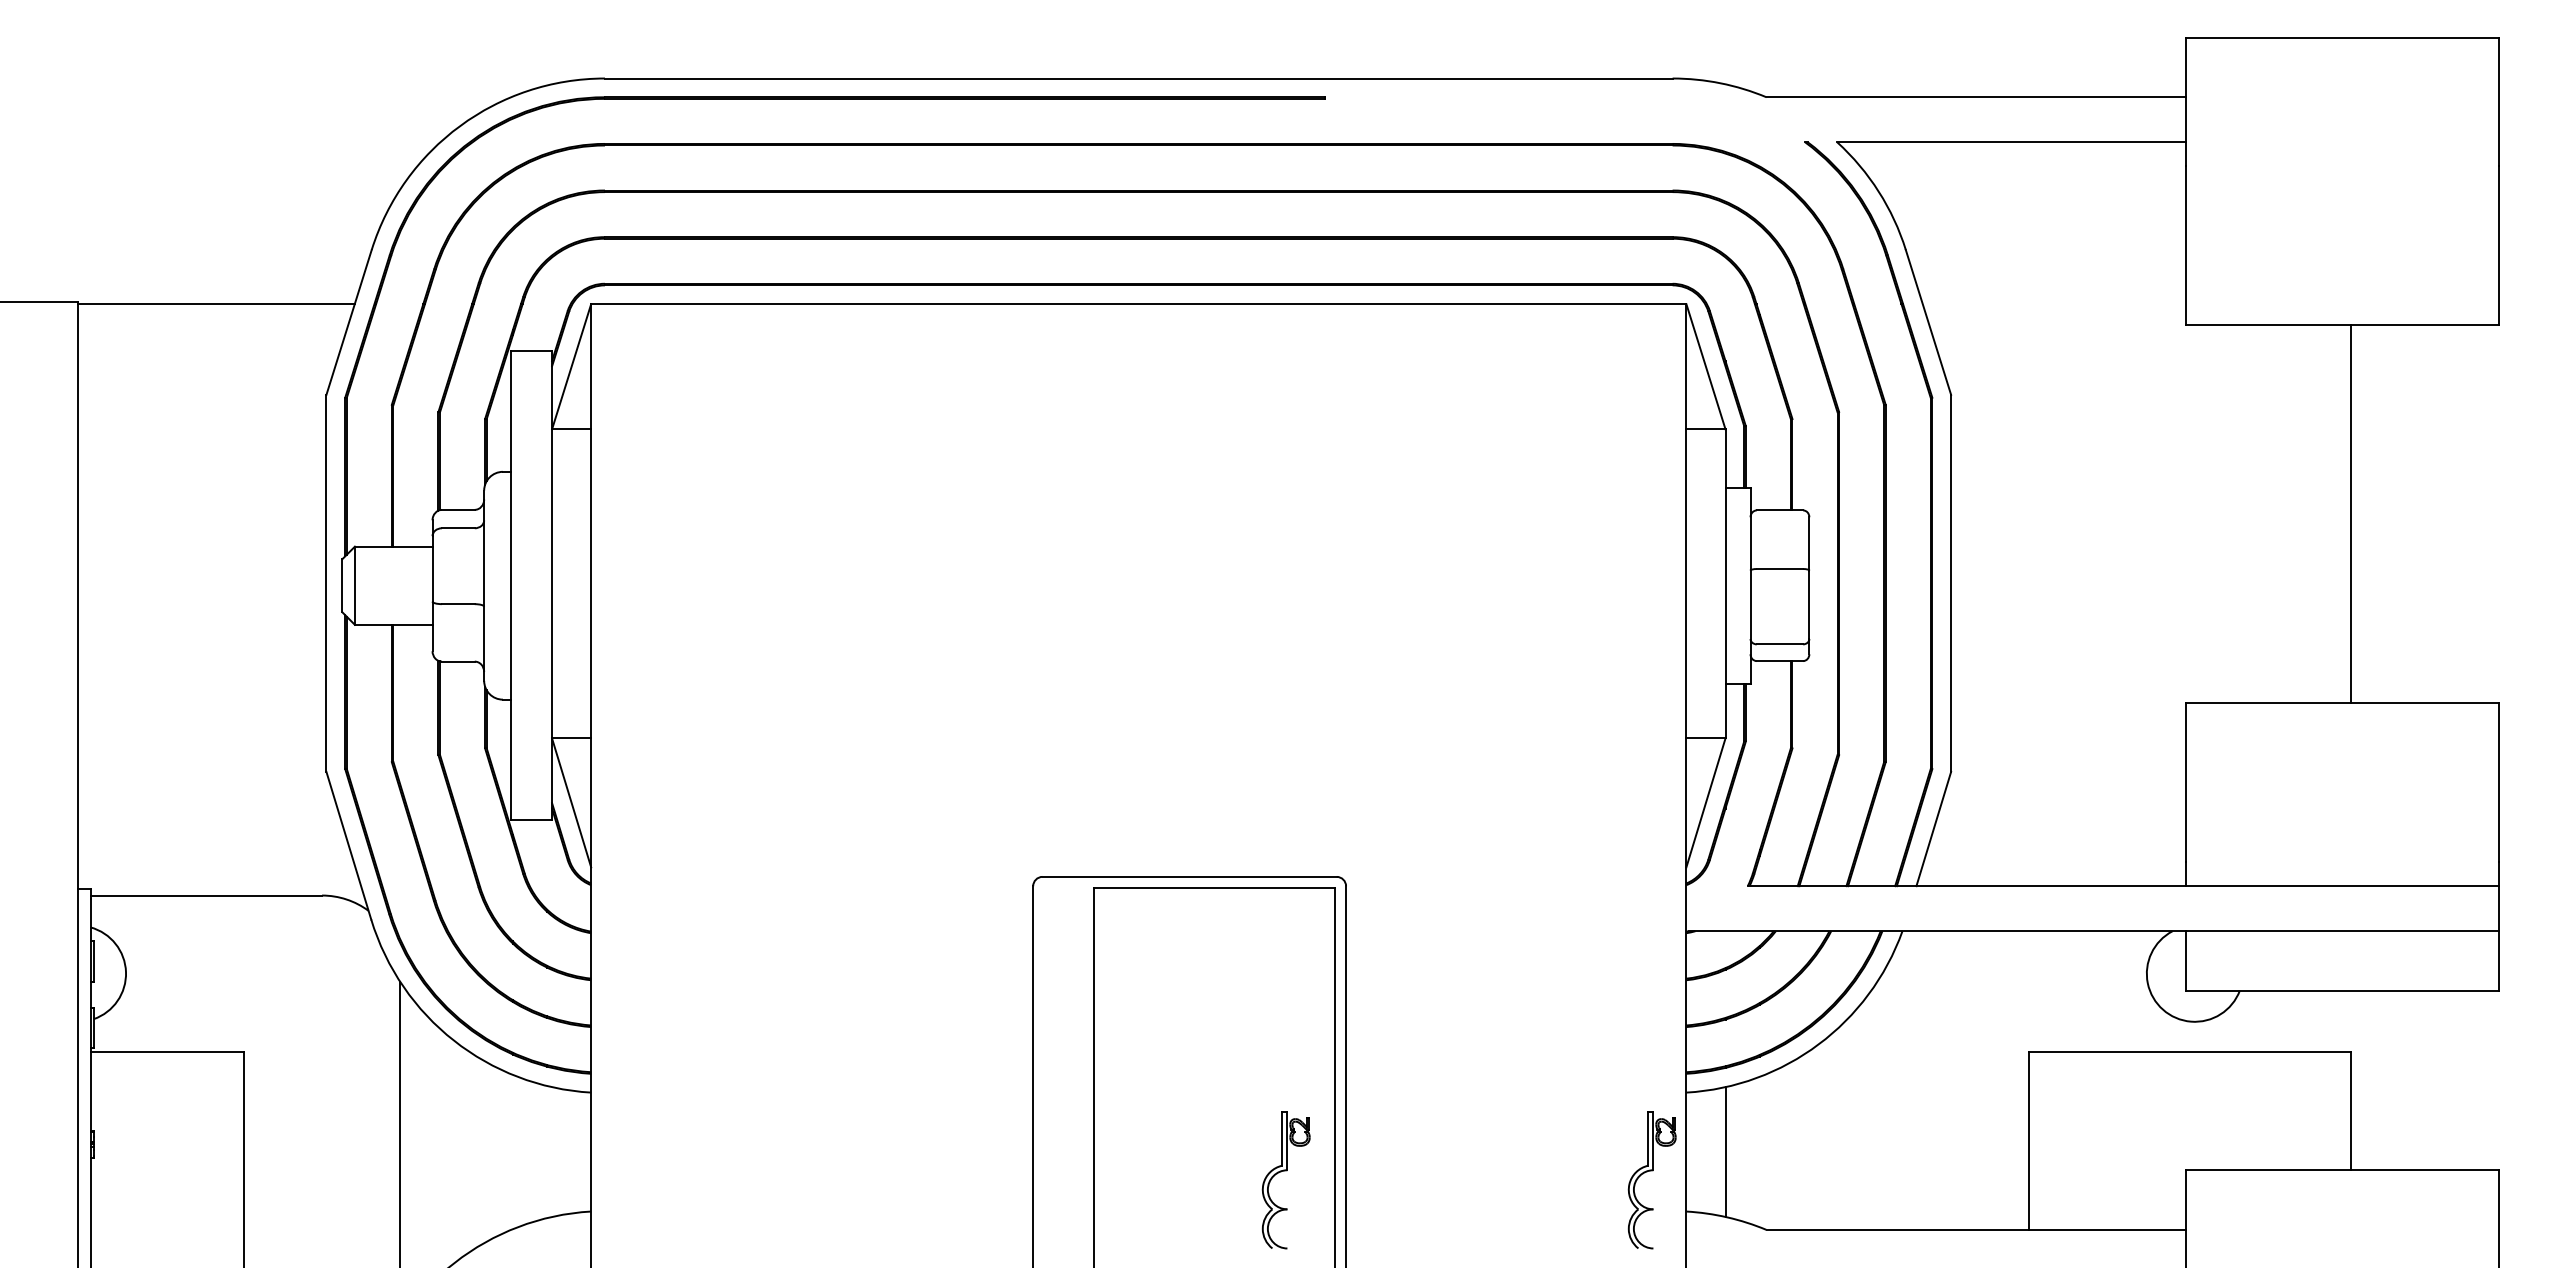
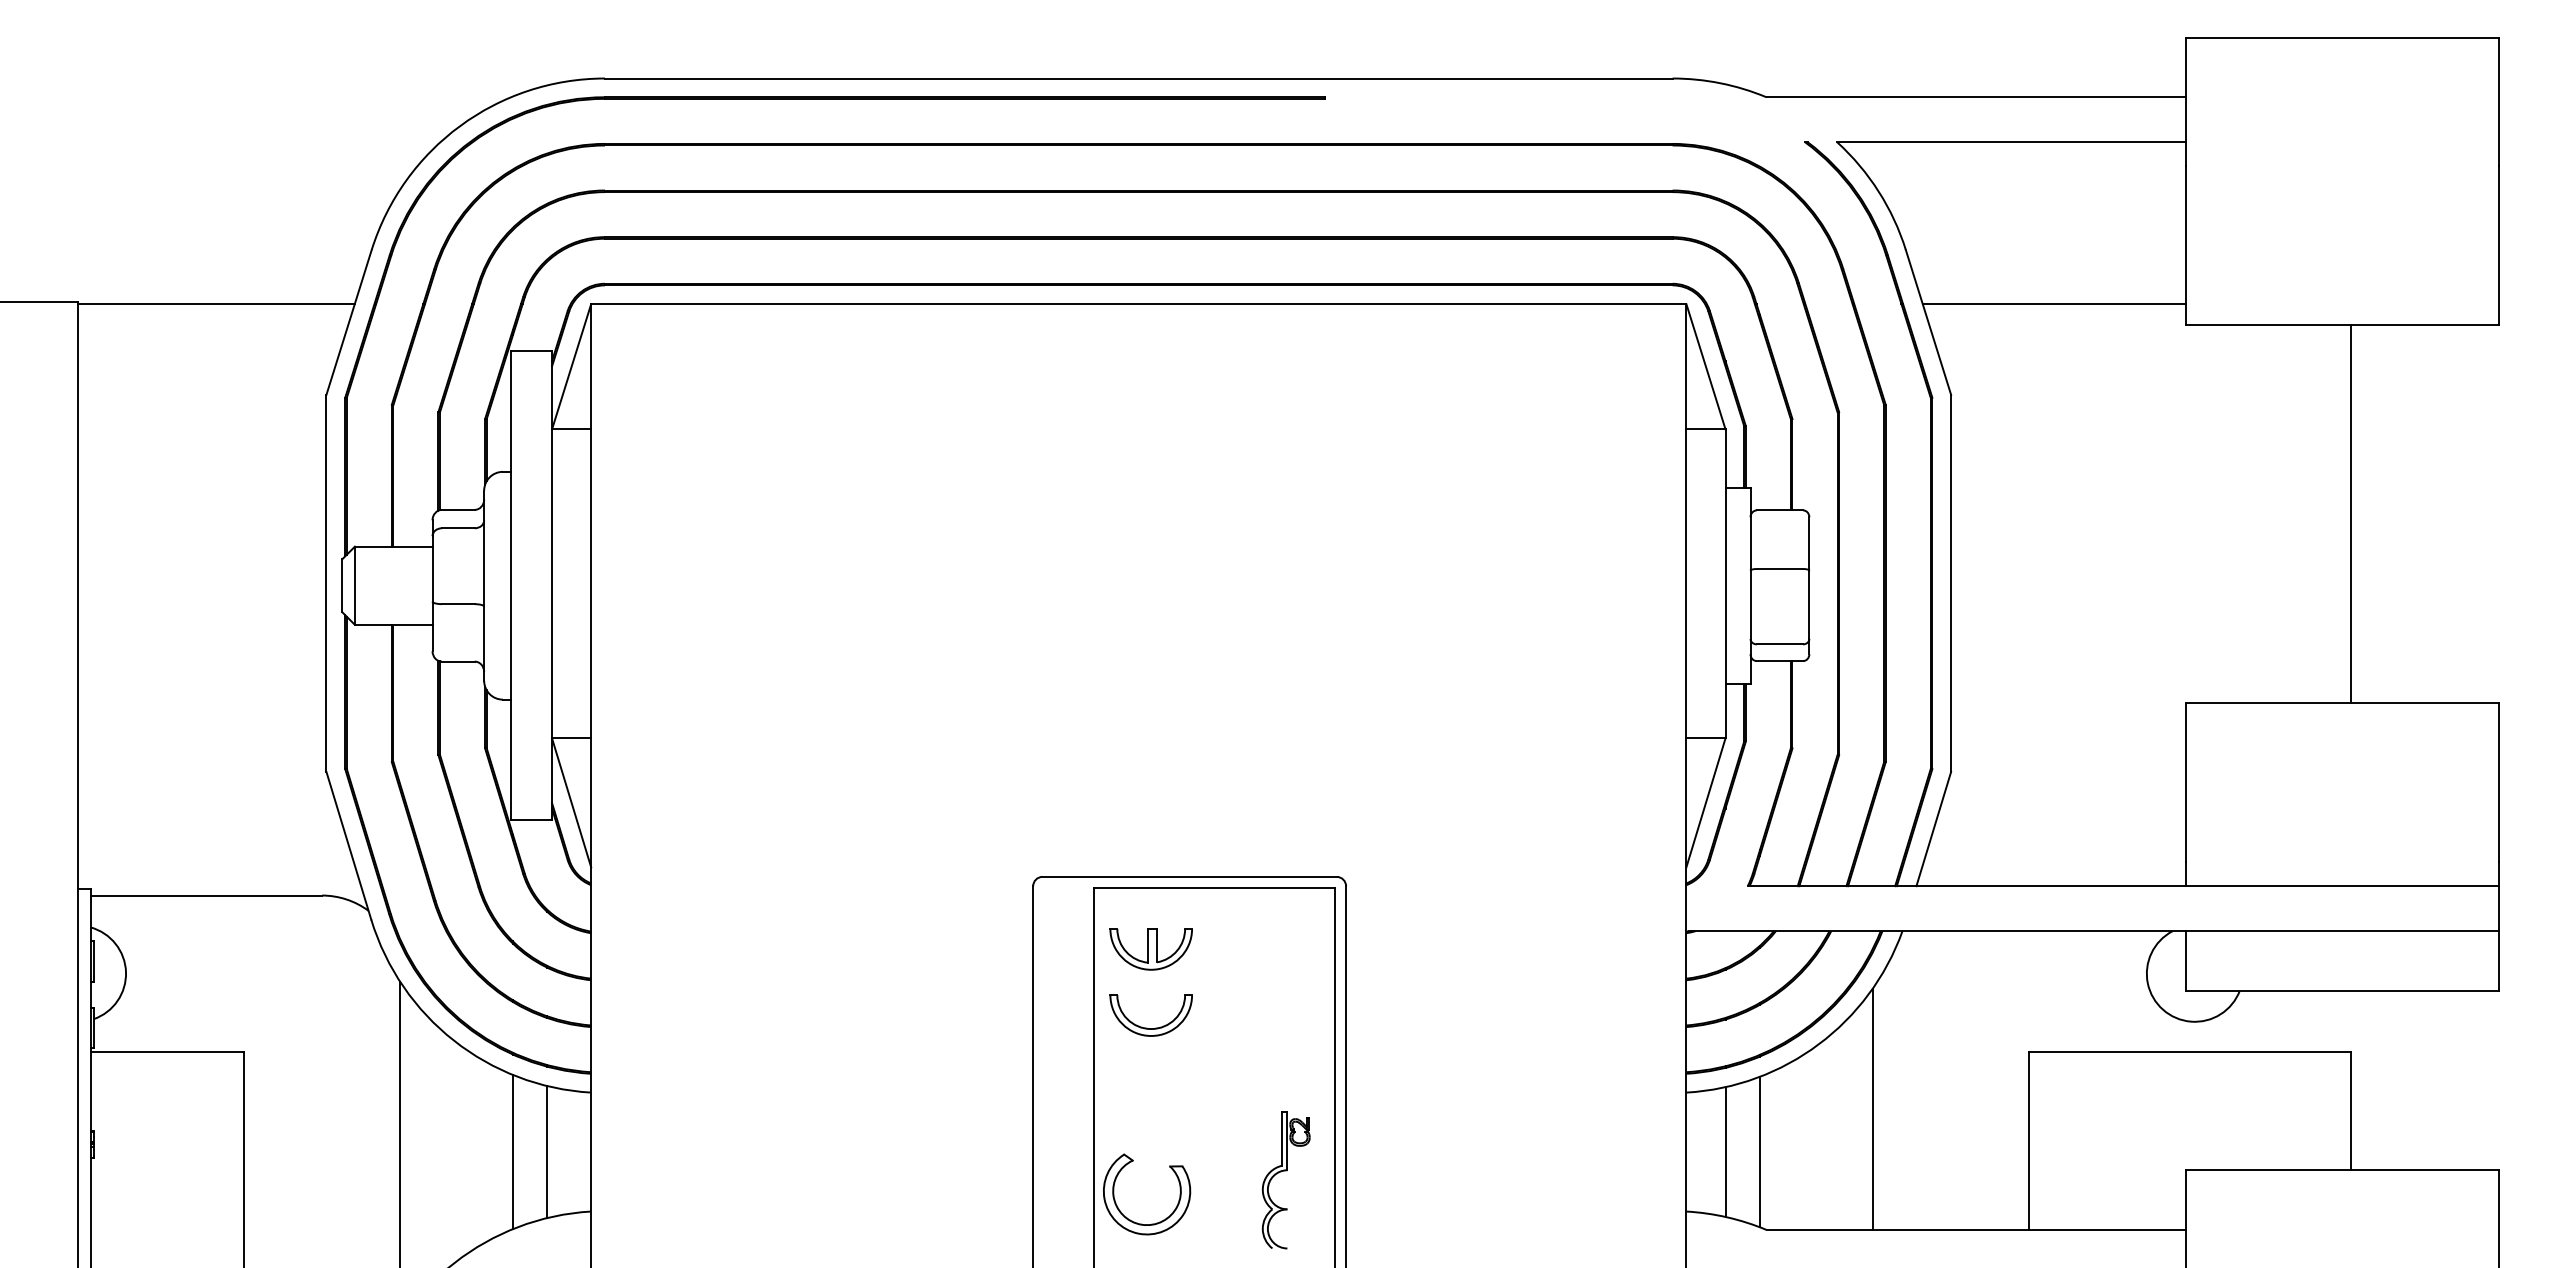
line: none -> present (2053, 304)
part: none -> present (1150, 949)
part: none -> present (1146, 1027)
line: none -> present (1872, 1108)
line: none -> present (512, 1151)
line: none -> present (1759, 1151)
line: none -> present (547, 1152)
part: present -> none (1647, 1172)
part: none -> present (1151, 1223)
